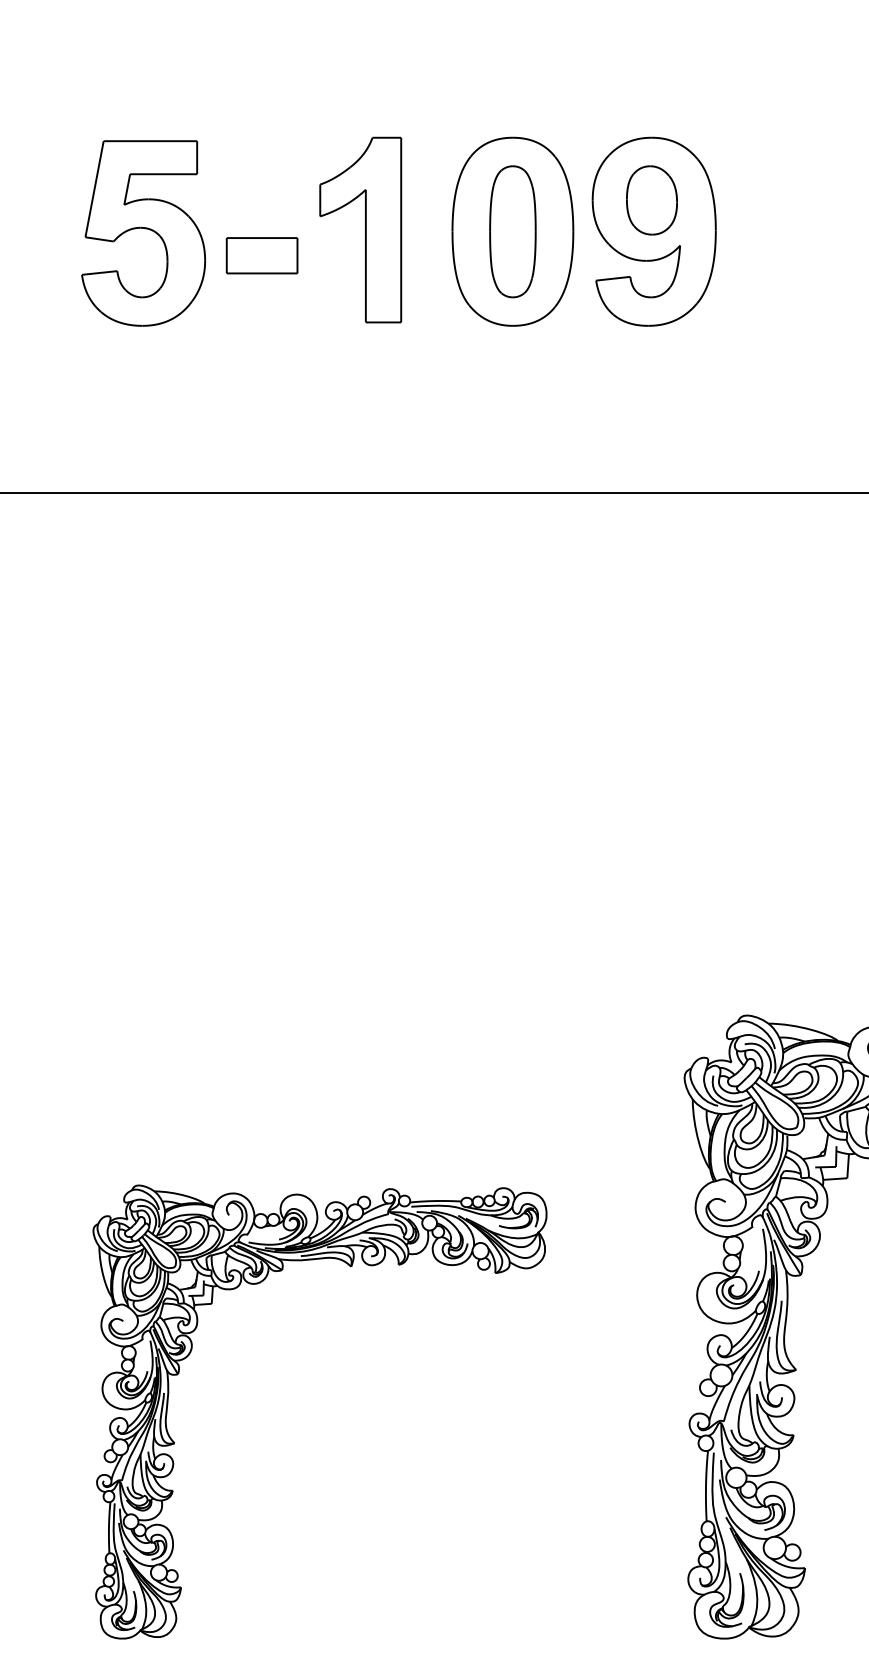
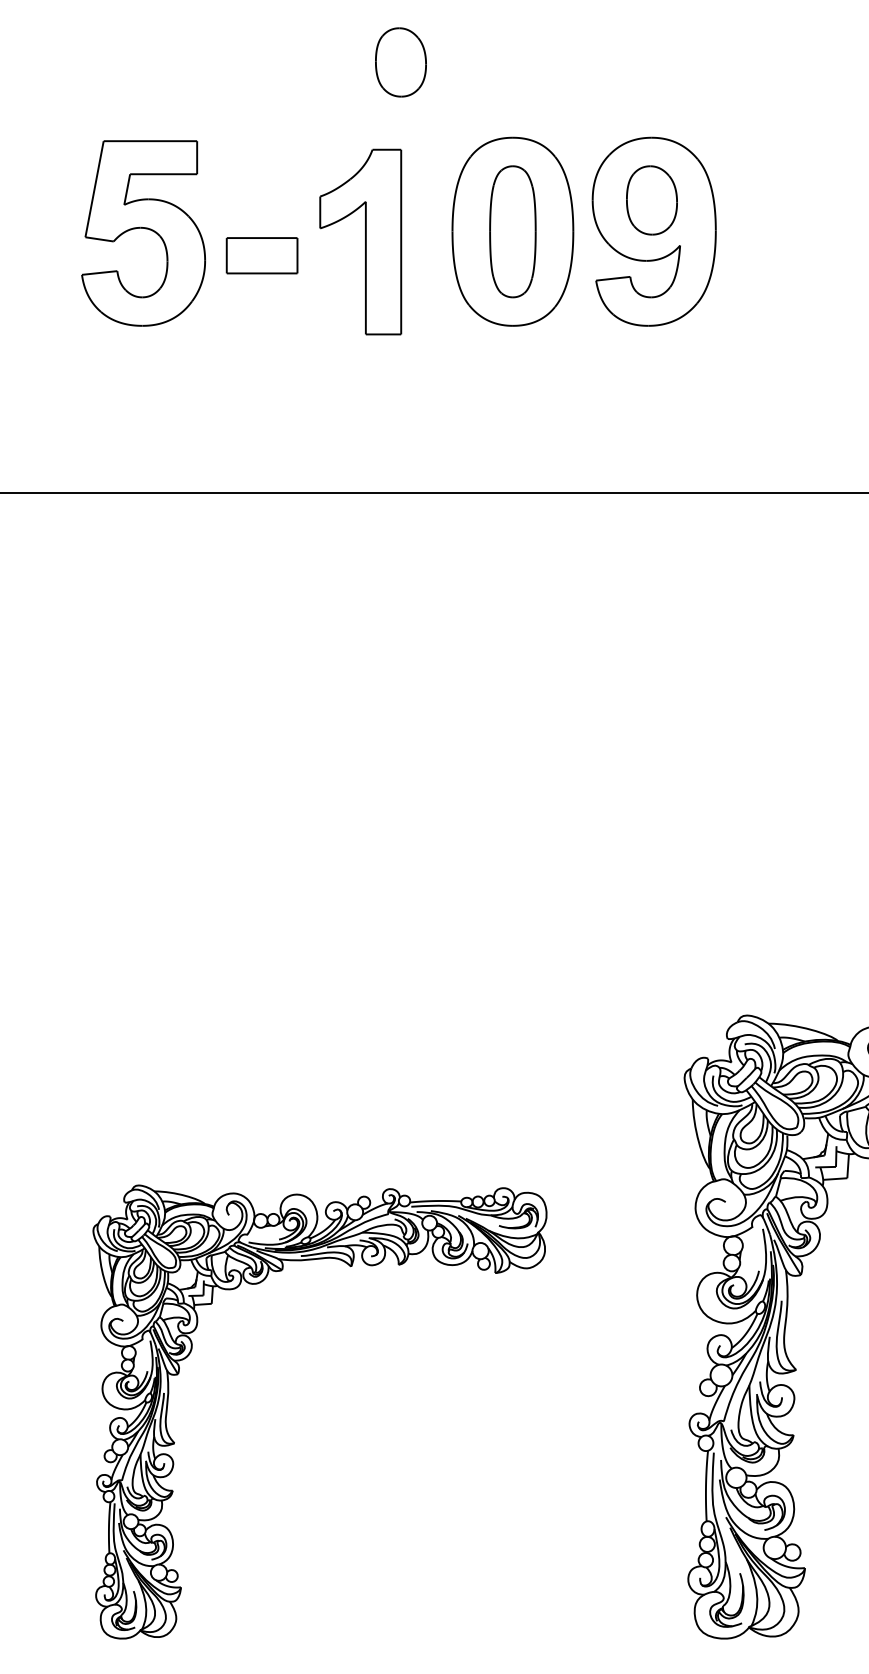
part: none -> present (400, 62)
part position: (360, 229) -> (360, 241) (360, 241)
